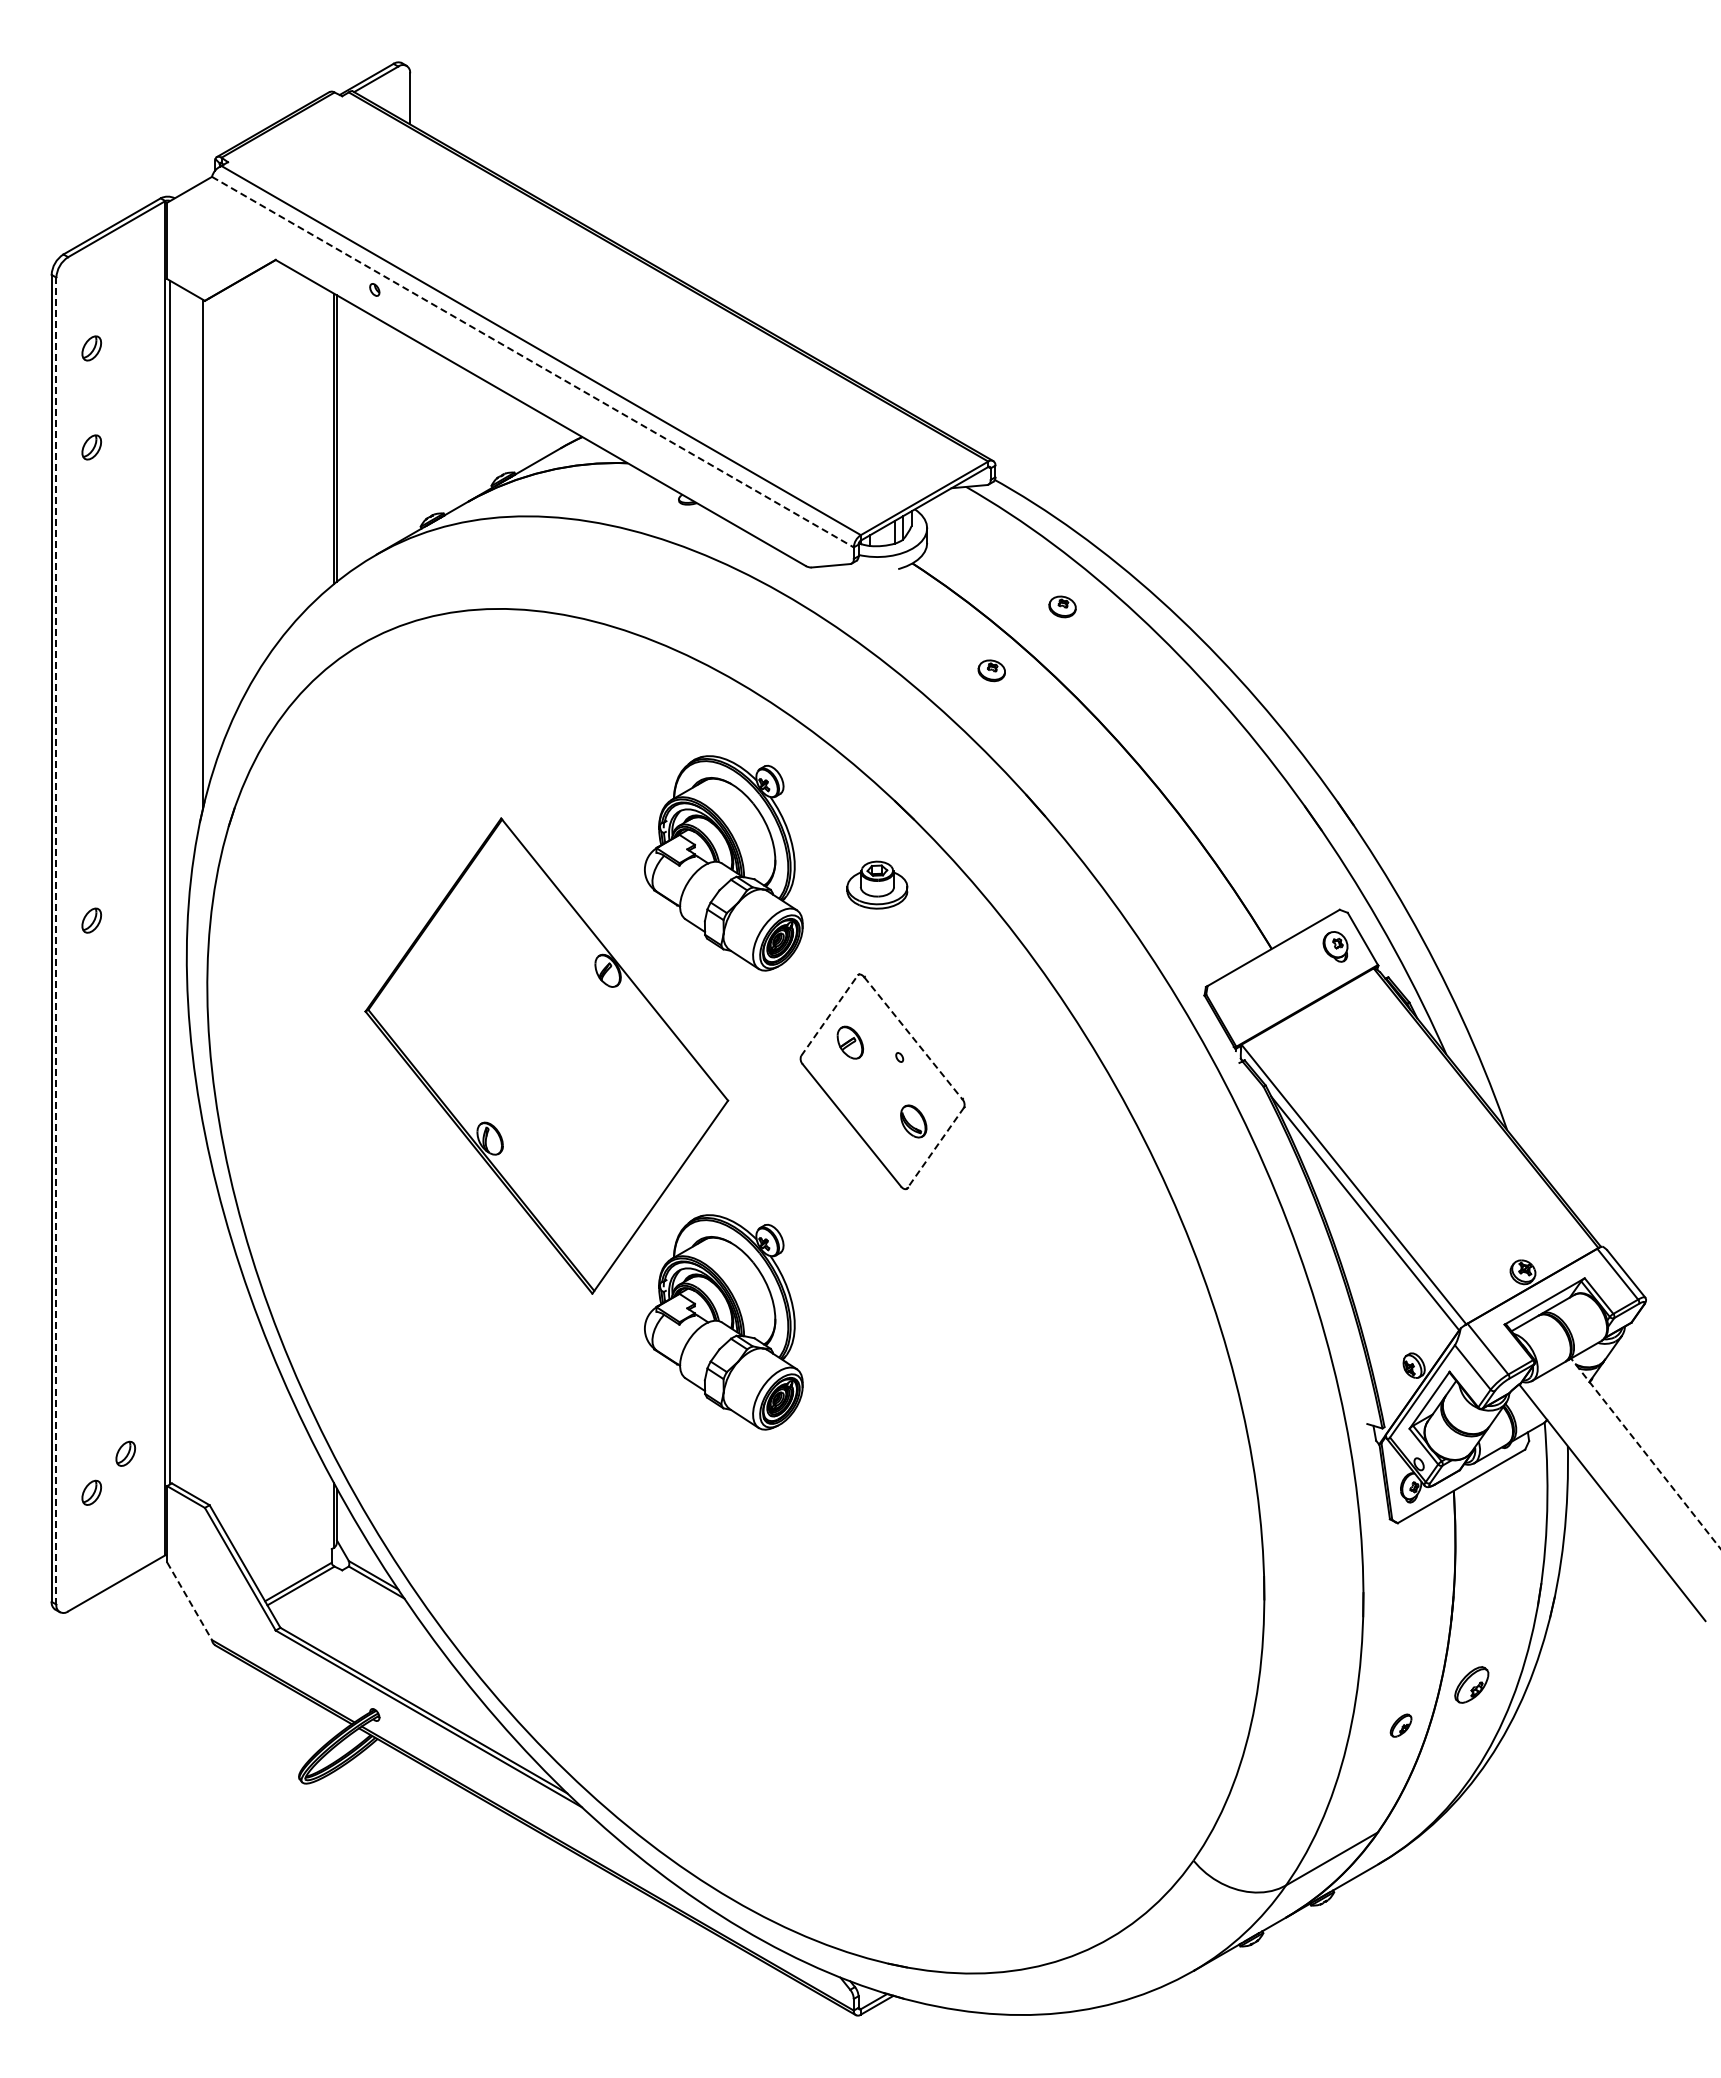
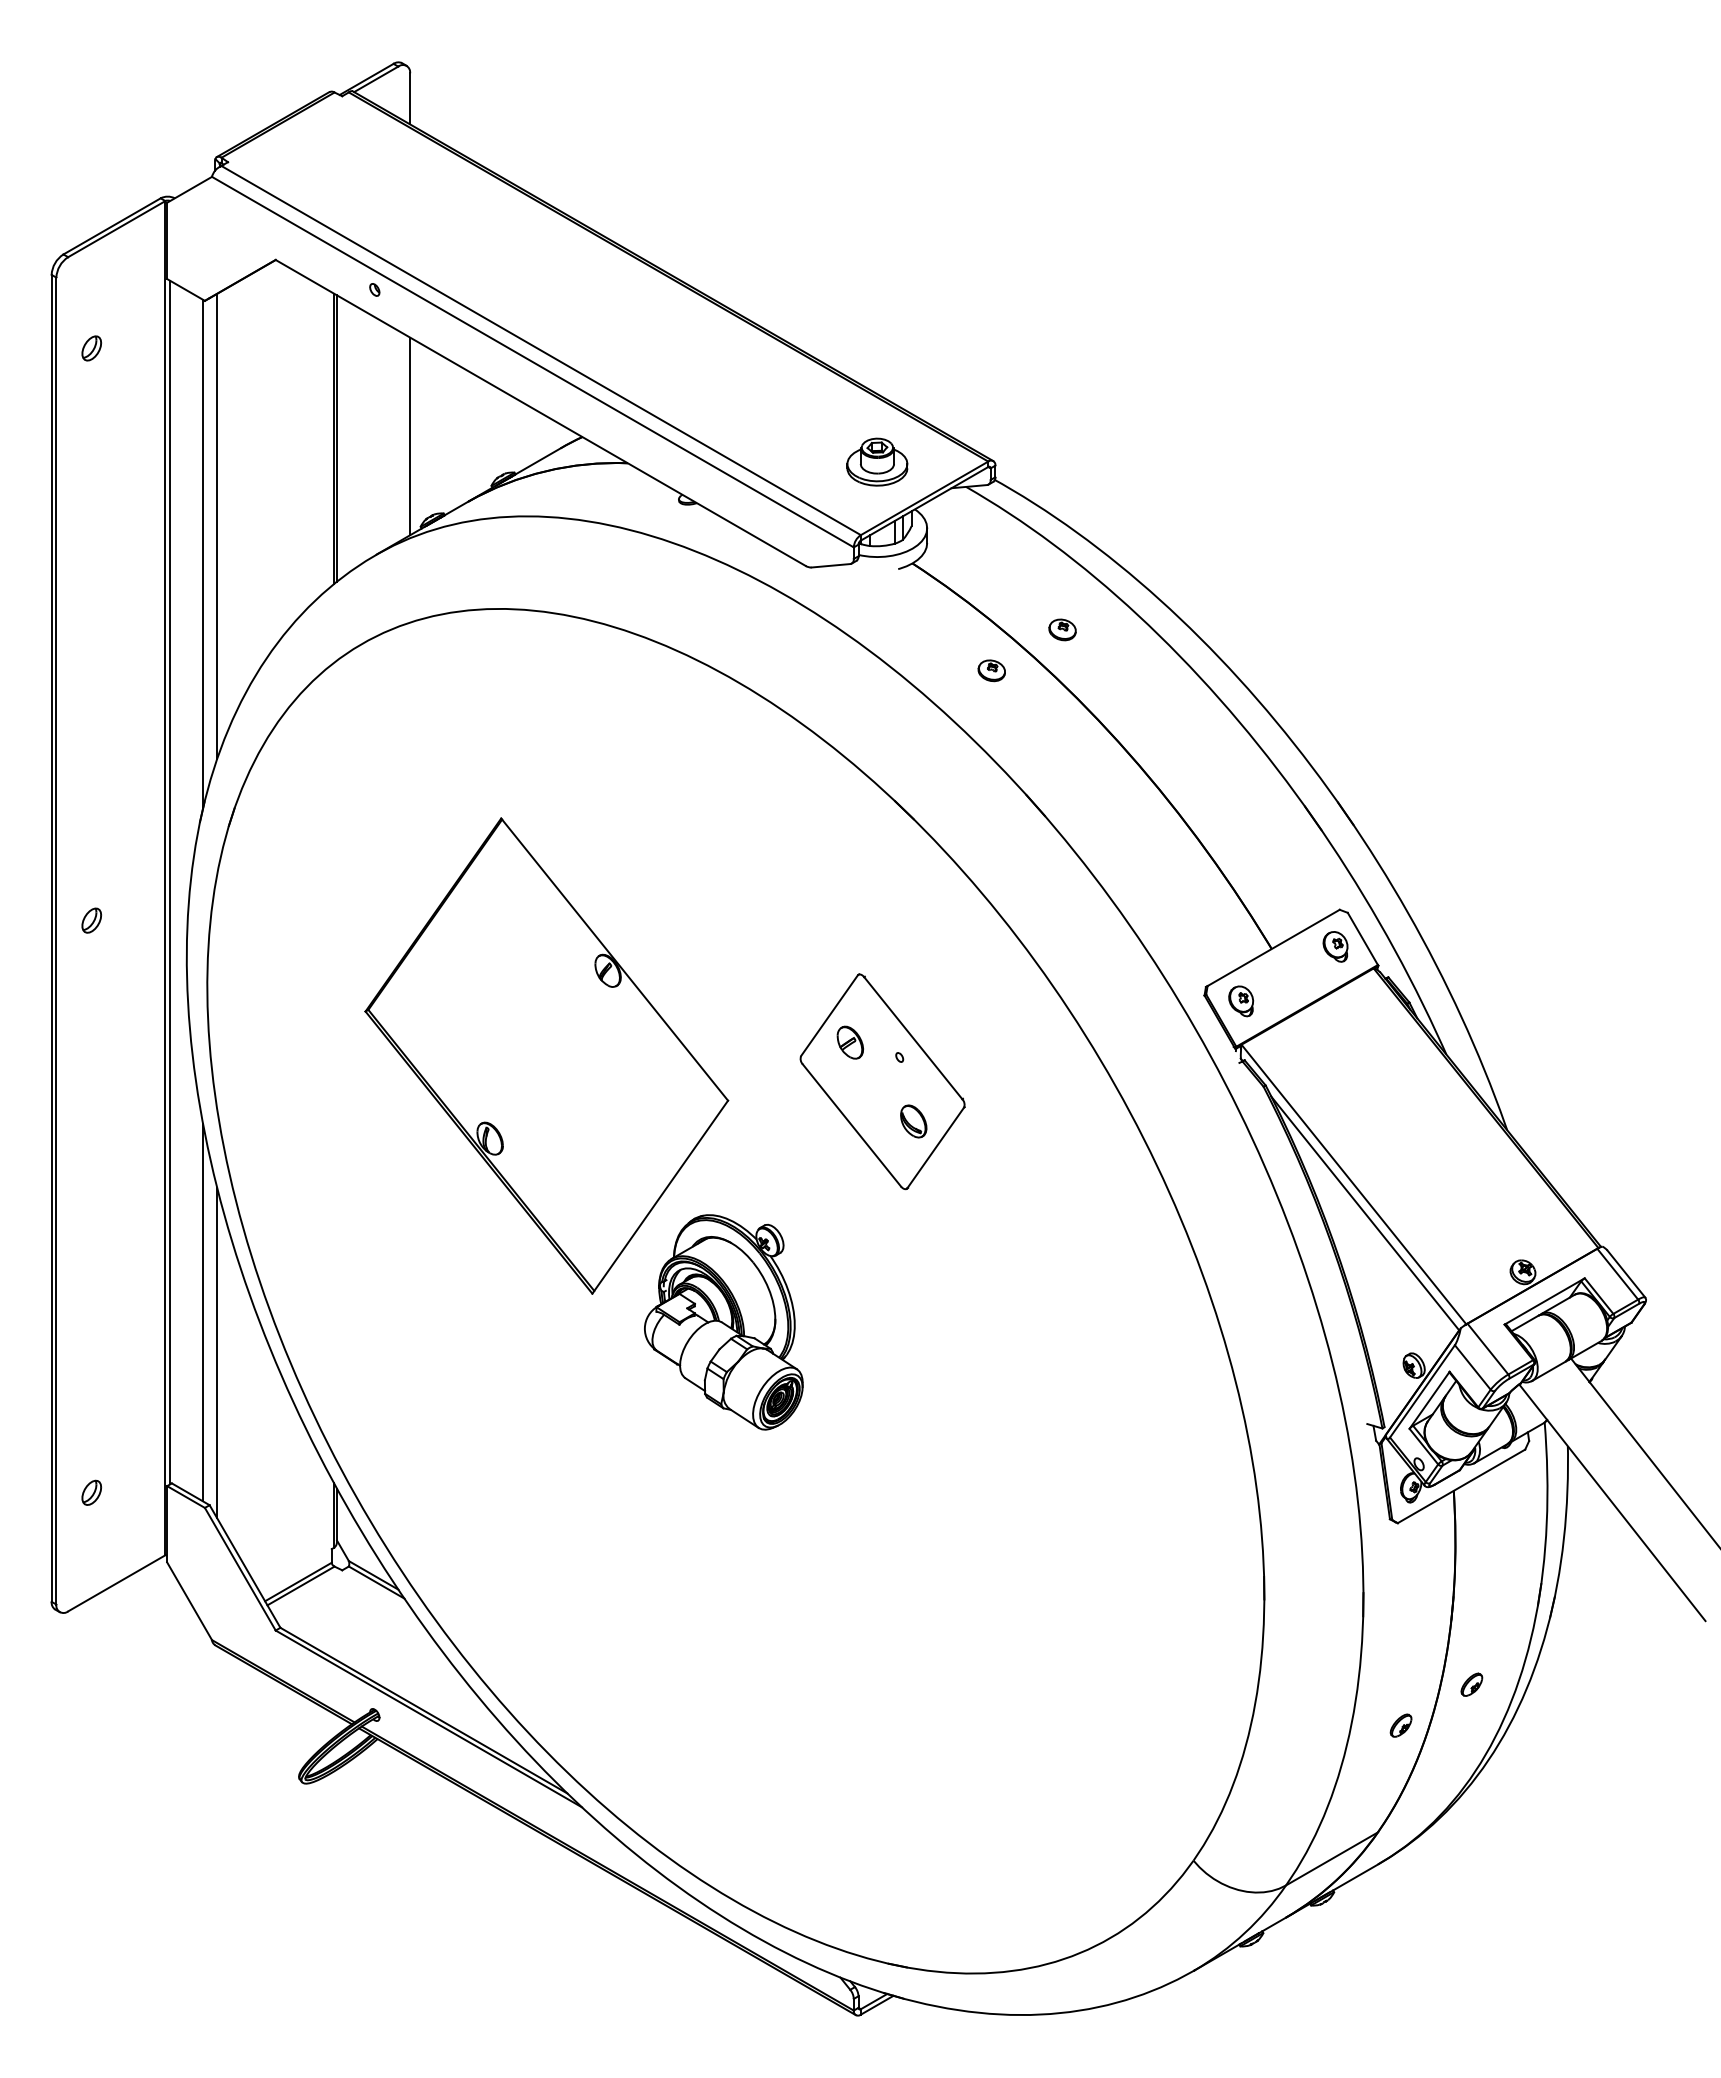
line: dashed -> solid (532, 362)
line: none -> present (410, 436)
part: present -> none (91, 447)
line: none -> present (217, 525)
part position: (1062, 606) -> (1062, 629) (1062, 629)
part: present -> none (723, 863)
part position: (877, 884) -> (877, 461) (877, 461)
line: dashed -> solid (56, 940)
part: none -> present (1241, 1001)
line: dashed -> solid (829, 1015)
line: dashed -> solid (913, 1038)
line: dashed -> solid (935, 1148)
line: none -> present (203, 1312)
line: none -> present (217, 1353)
part: present -> none (125, 1453)
line: dashed -> solid (1645, 1453)
line: dashed -> solid (189, 1601)
part size: 36x38 px -> 24x25 px (1471, 1684)
